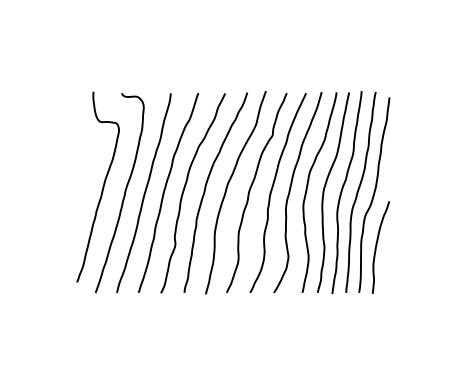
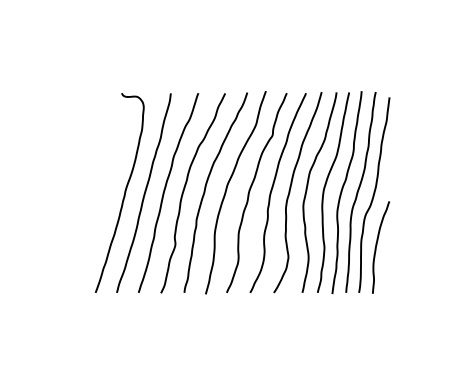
curve: present -> none (102, 186)
